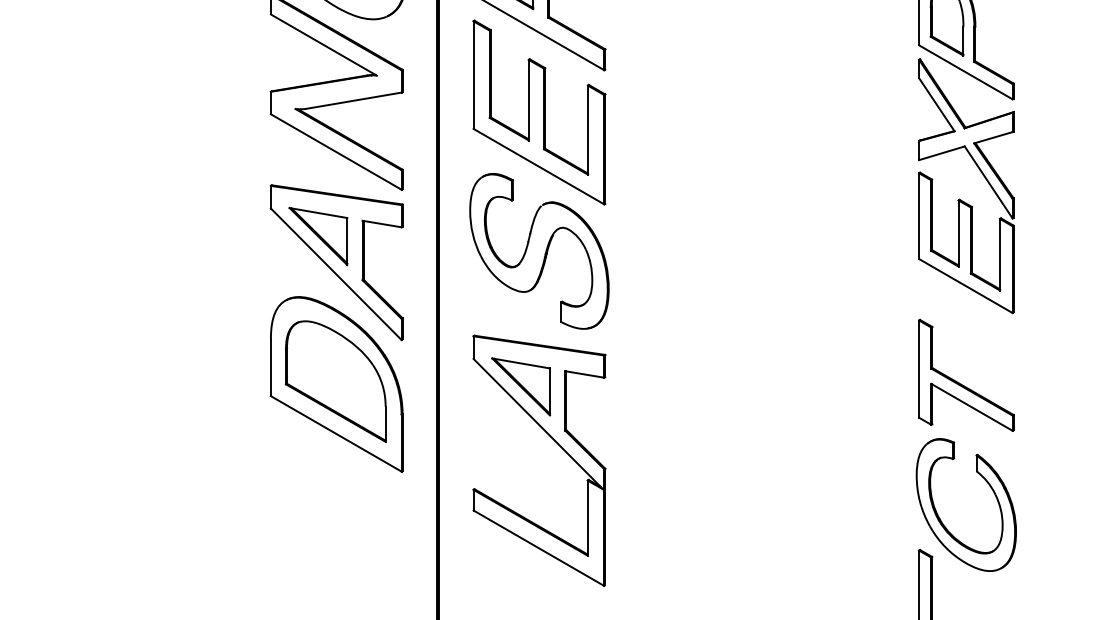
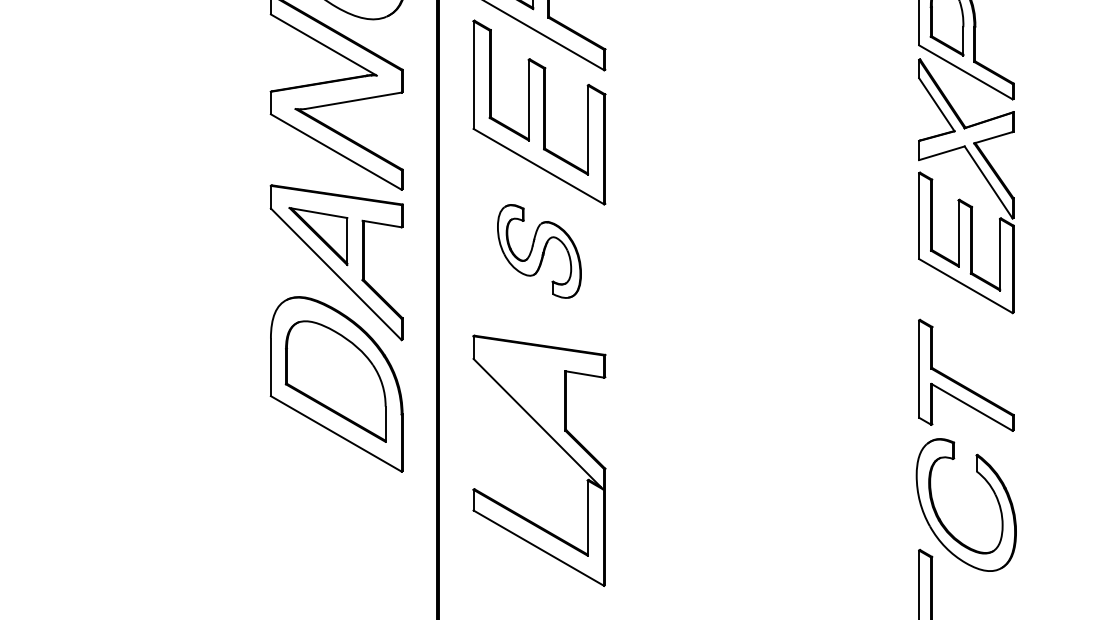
part size: 141x157 px -> 85x95 px (539, 251)
part: present -> none (521, 386)
